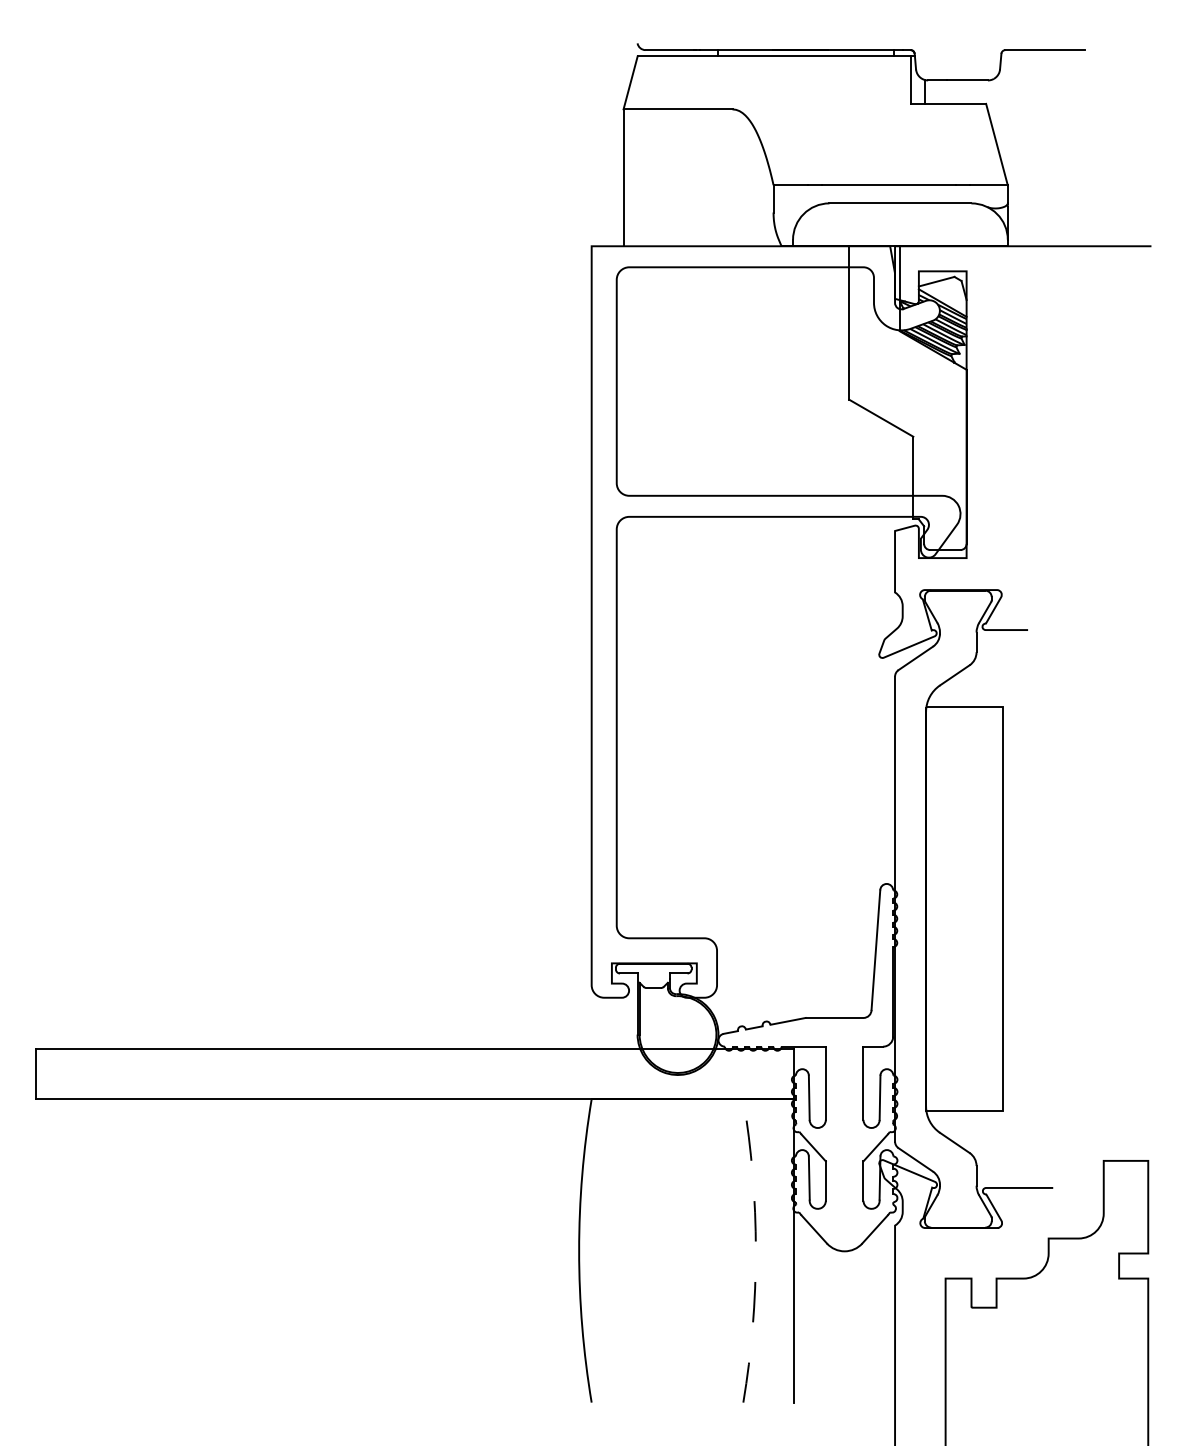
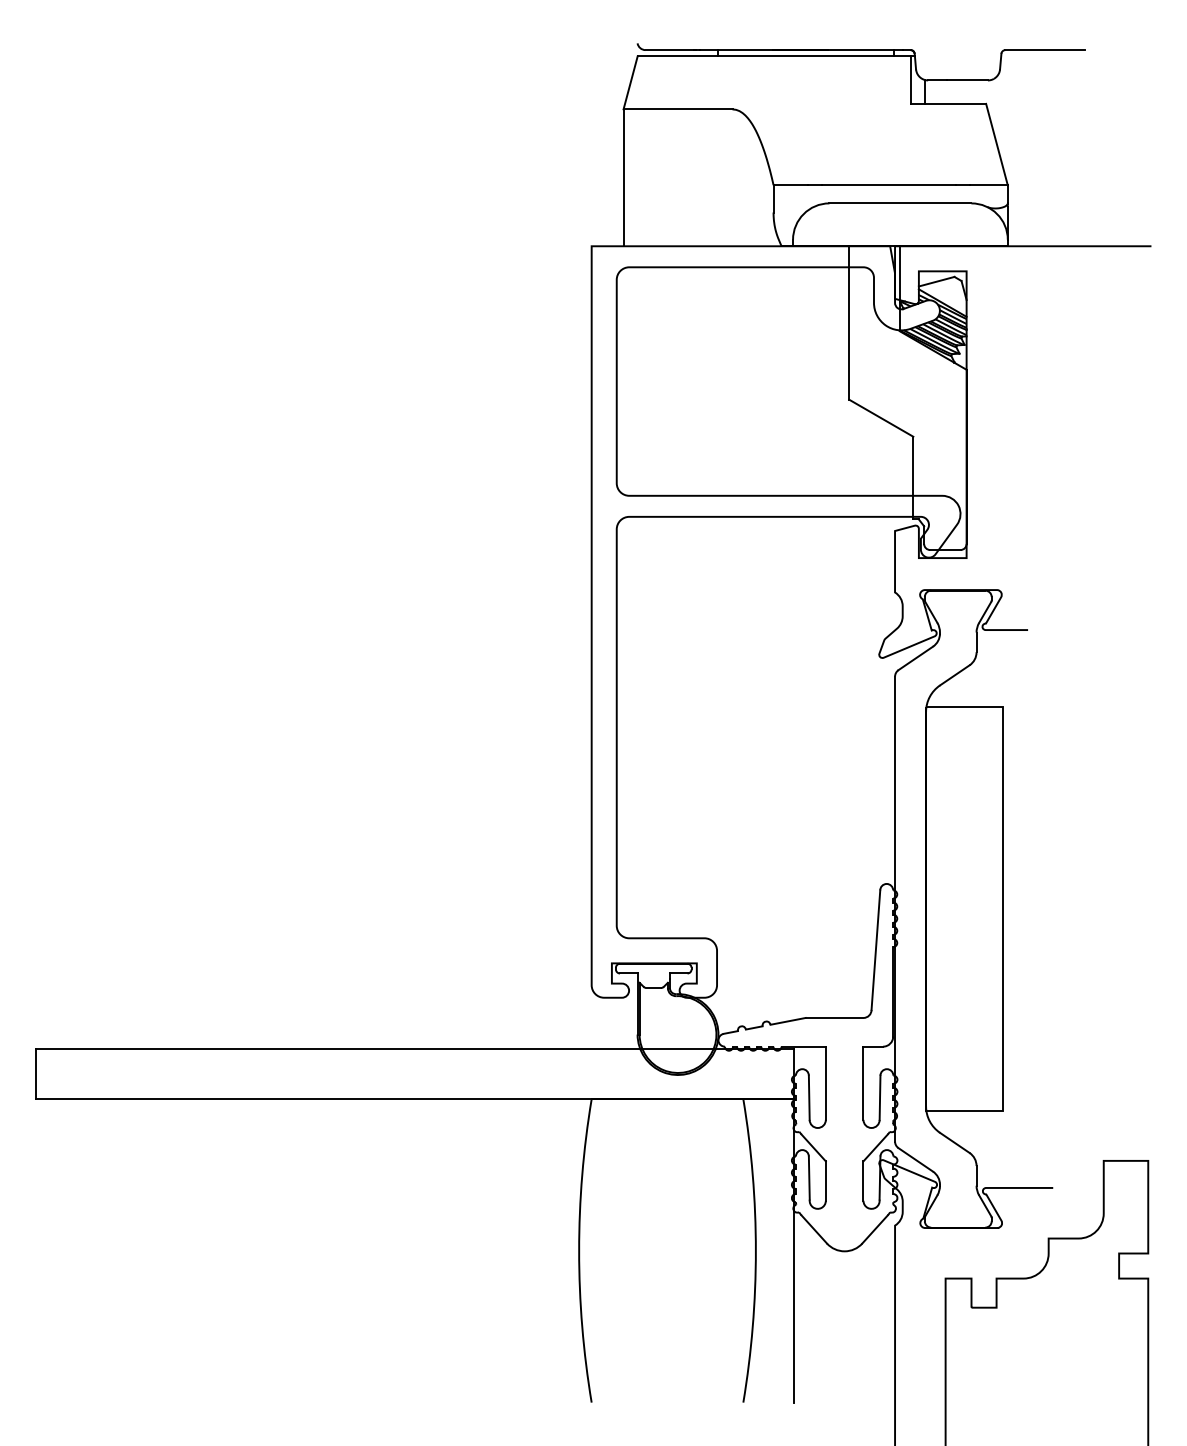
arc: dashed -> solid (755, 1250)
